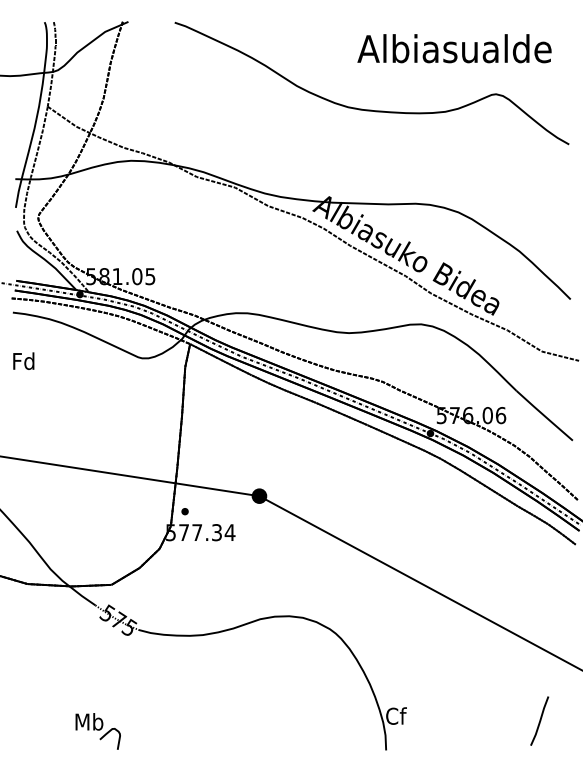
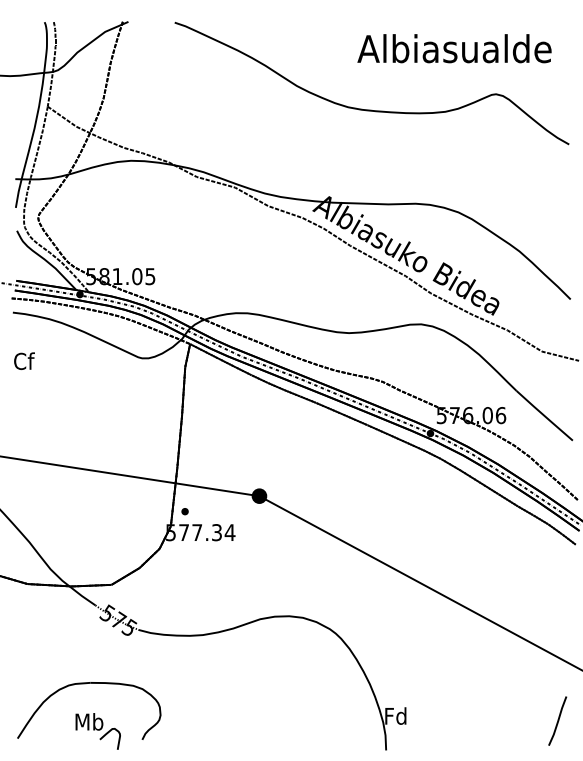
text: Fd -> Cf (23, 361)
part: none -> present (85, 684)
text: Cf -> Fd (395, 715)
line position: (539, 720) -> (557, 720) (557, 720)
